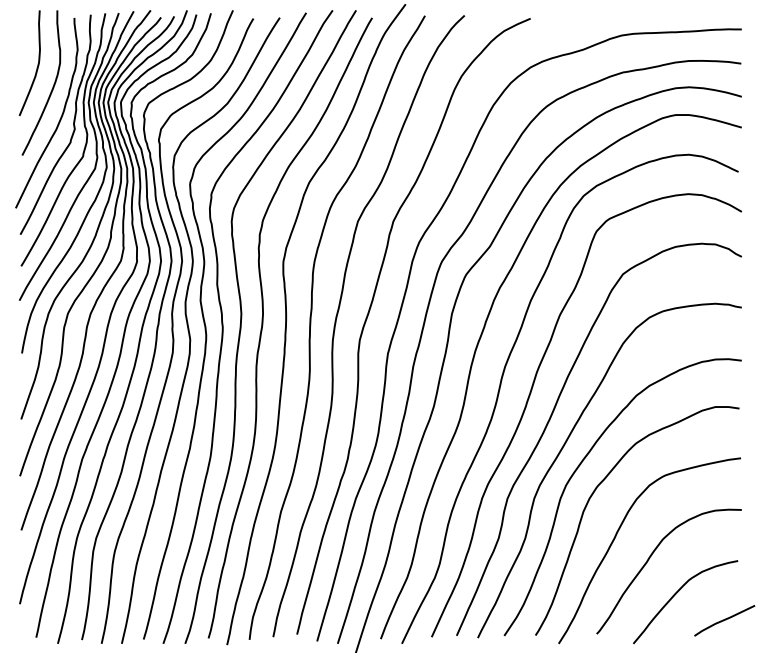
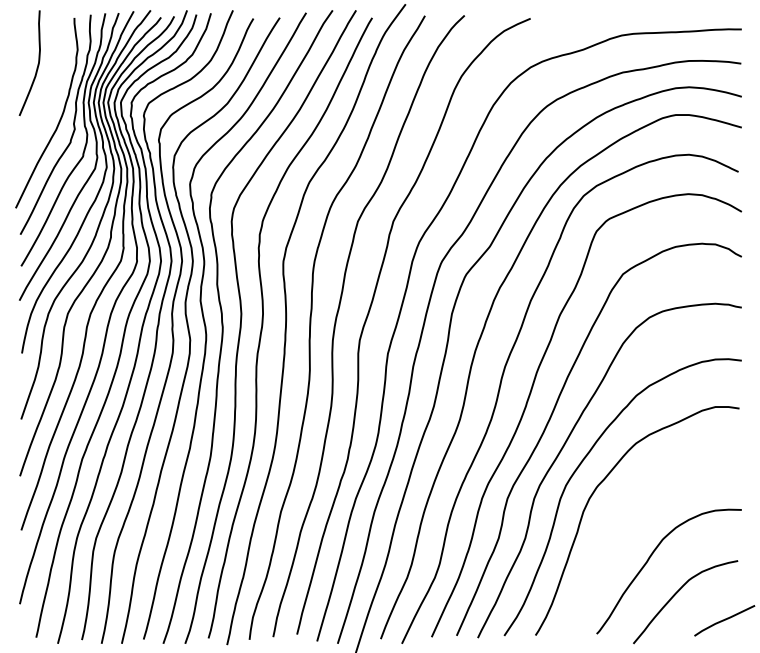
curve: present -> none (52, 86)
curve: present -> none (617, 534)
